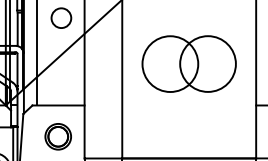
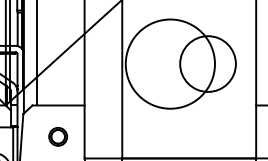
circle: present -> none (61, 17)
circle diameter: 56 px -> 89 px (169, 63)
part size: 28x28 px -> 20x20 px (57, 136)
